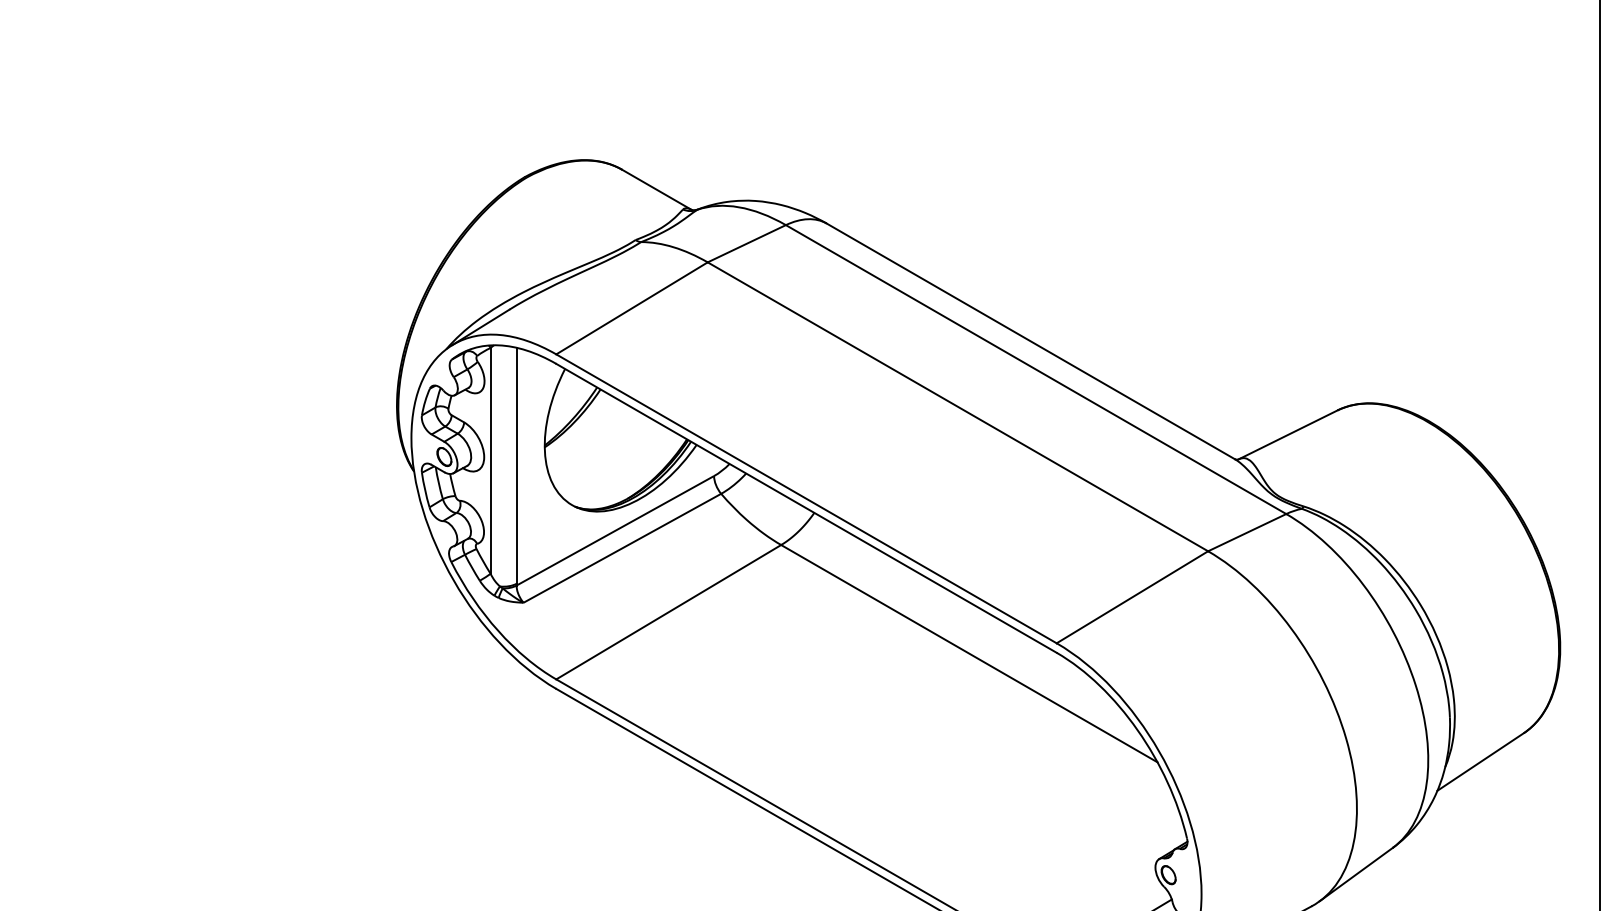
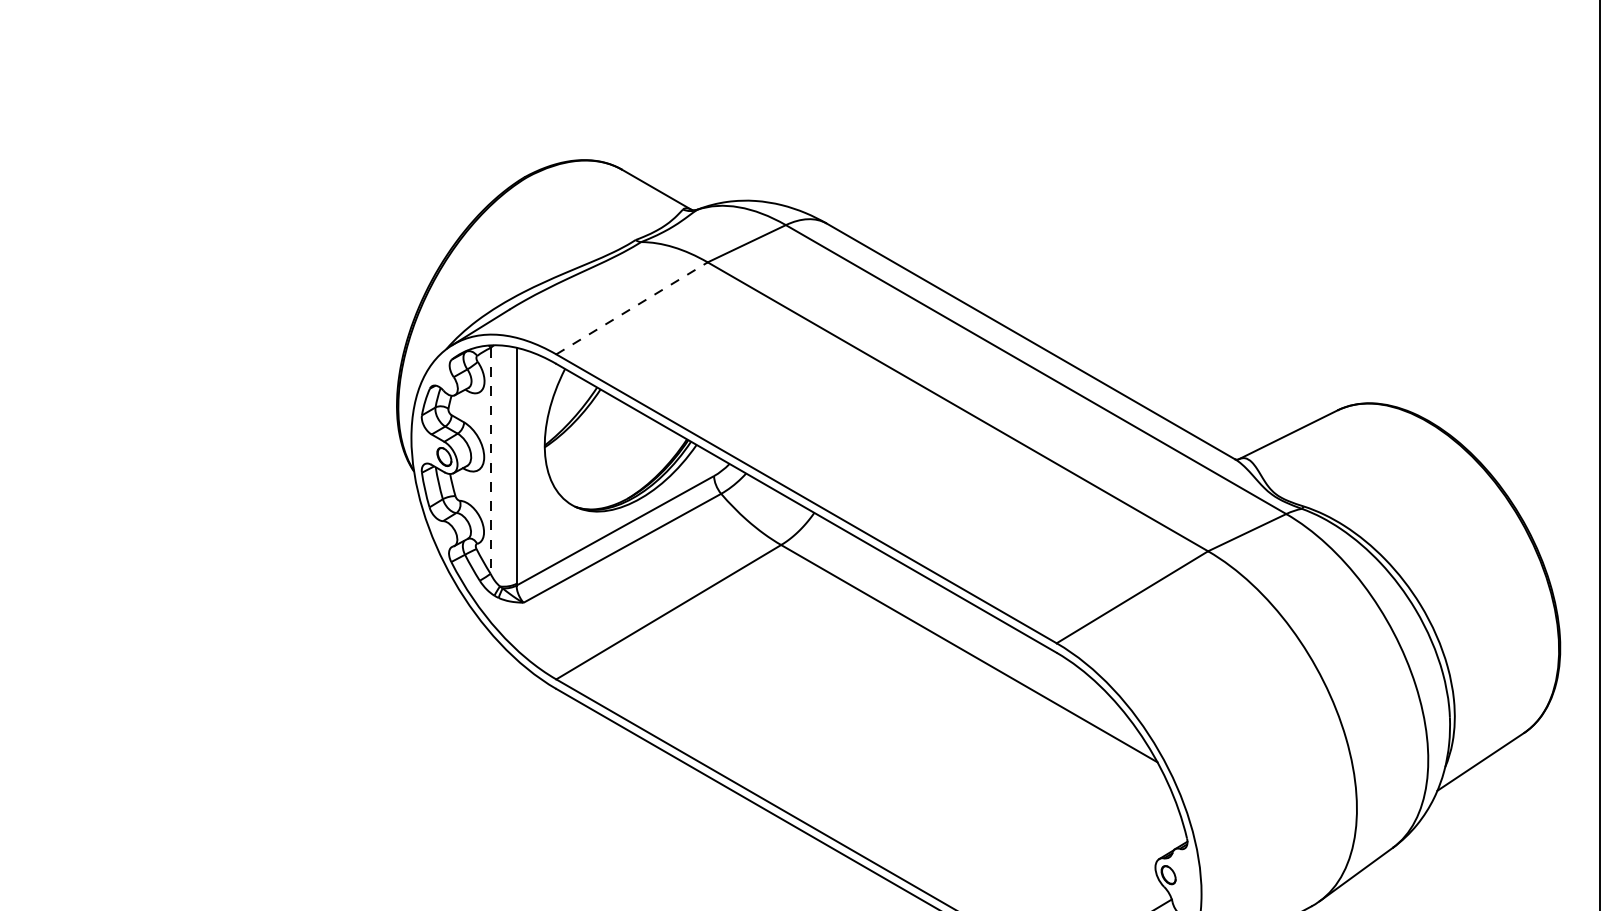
line: solid -> dashed (632, 308)
line: solid -> dashed (490, 460)
